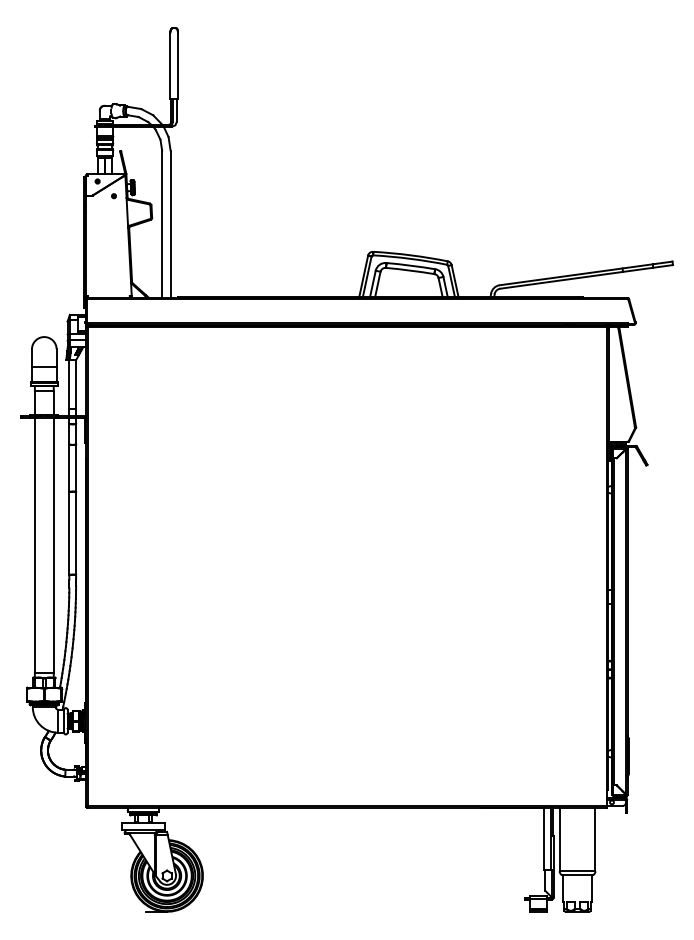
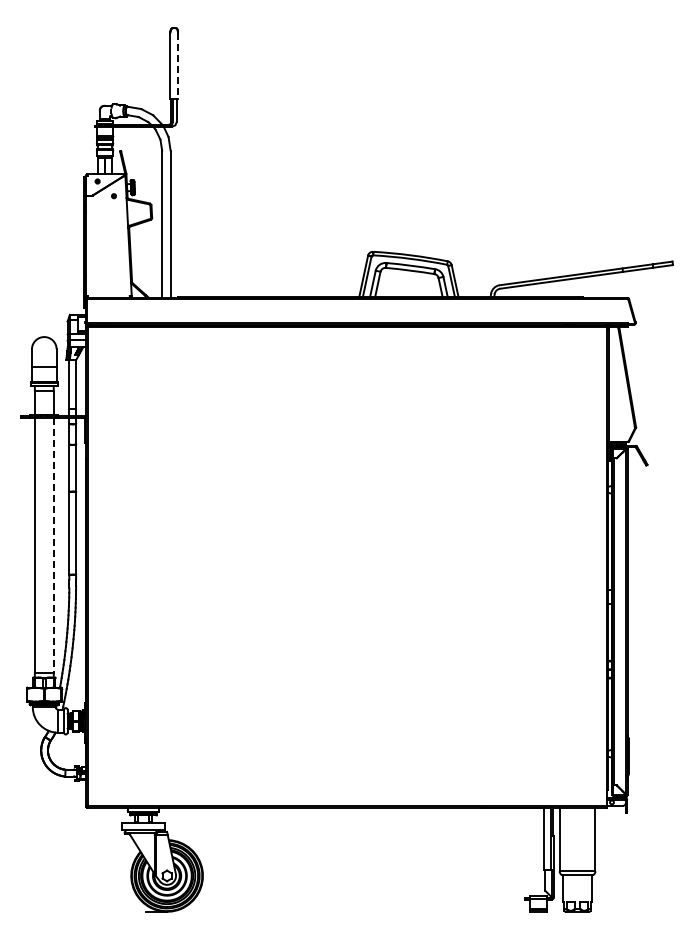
line: solid -> dashed (177, 66)
line: solid -> dashed (53, 545)
